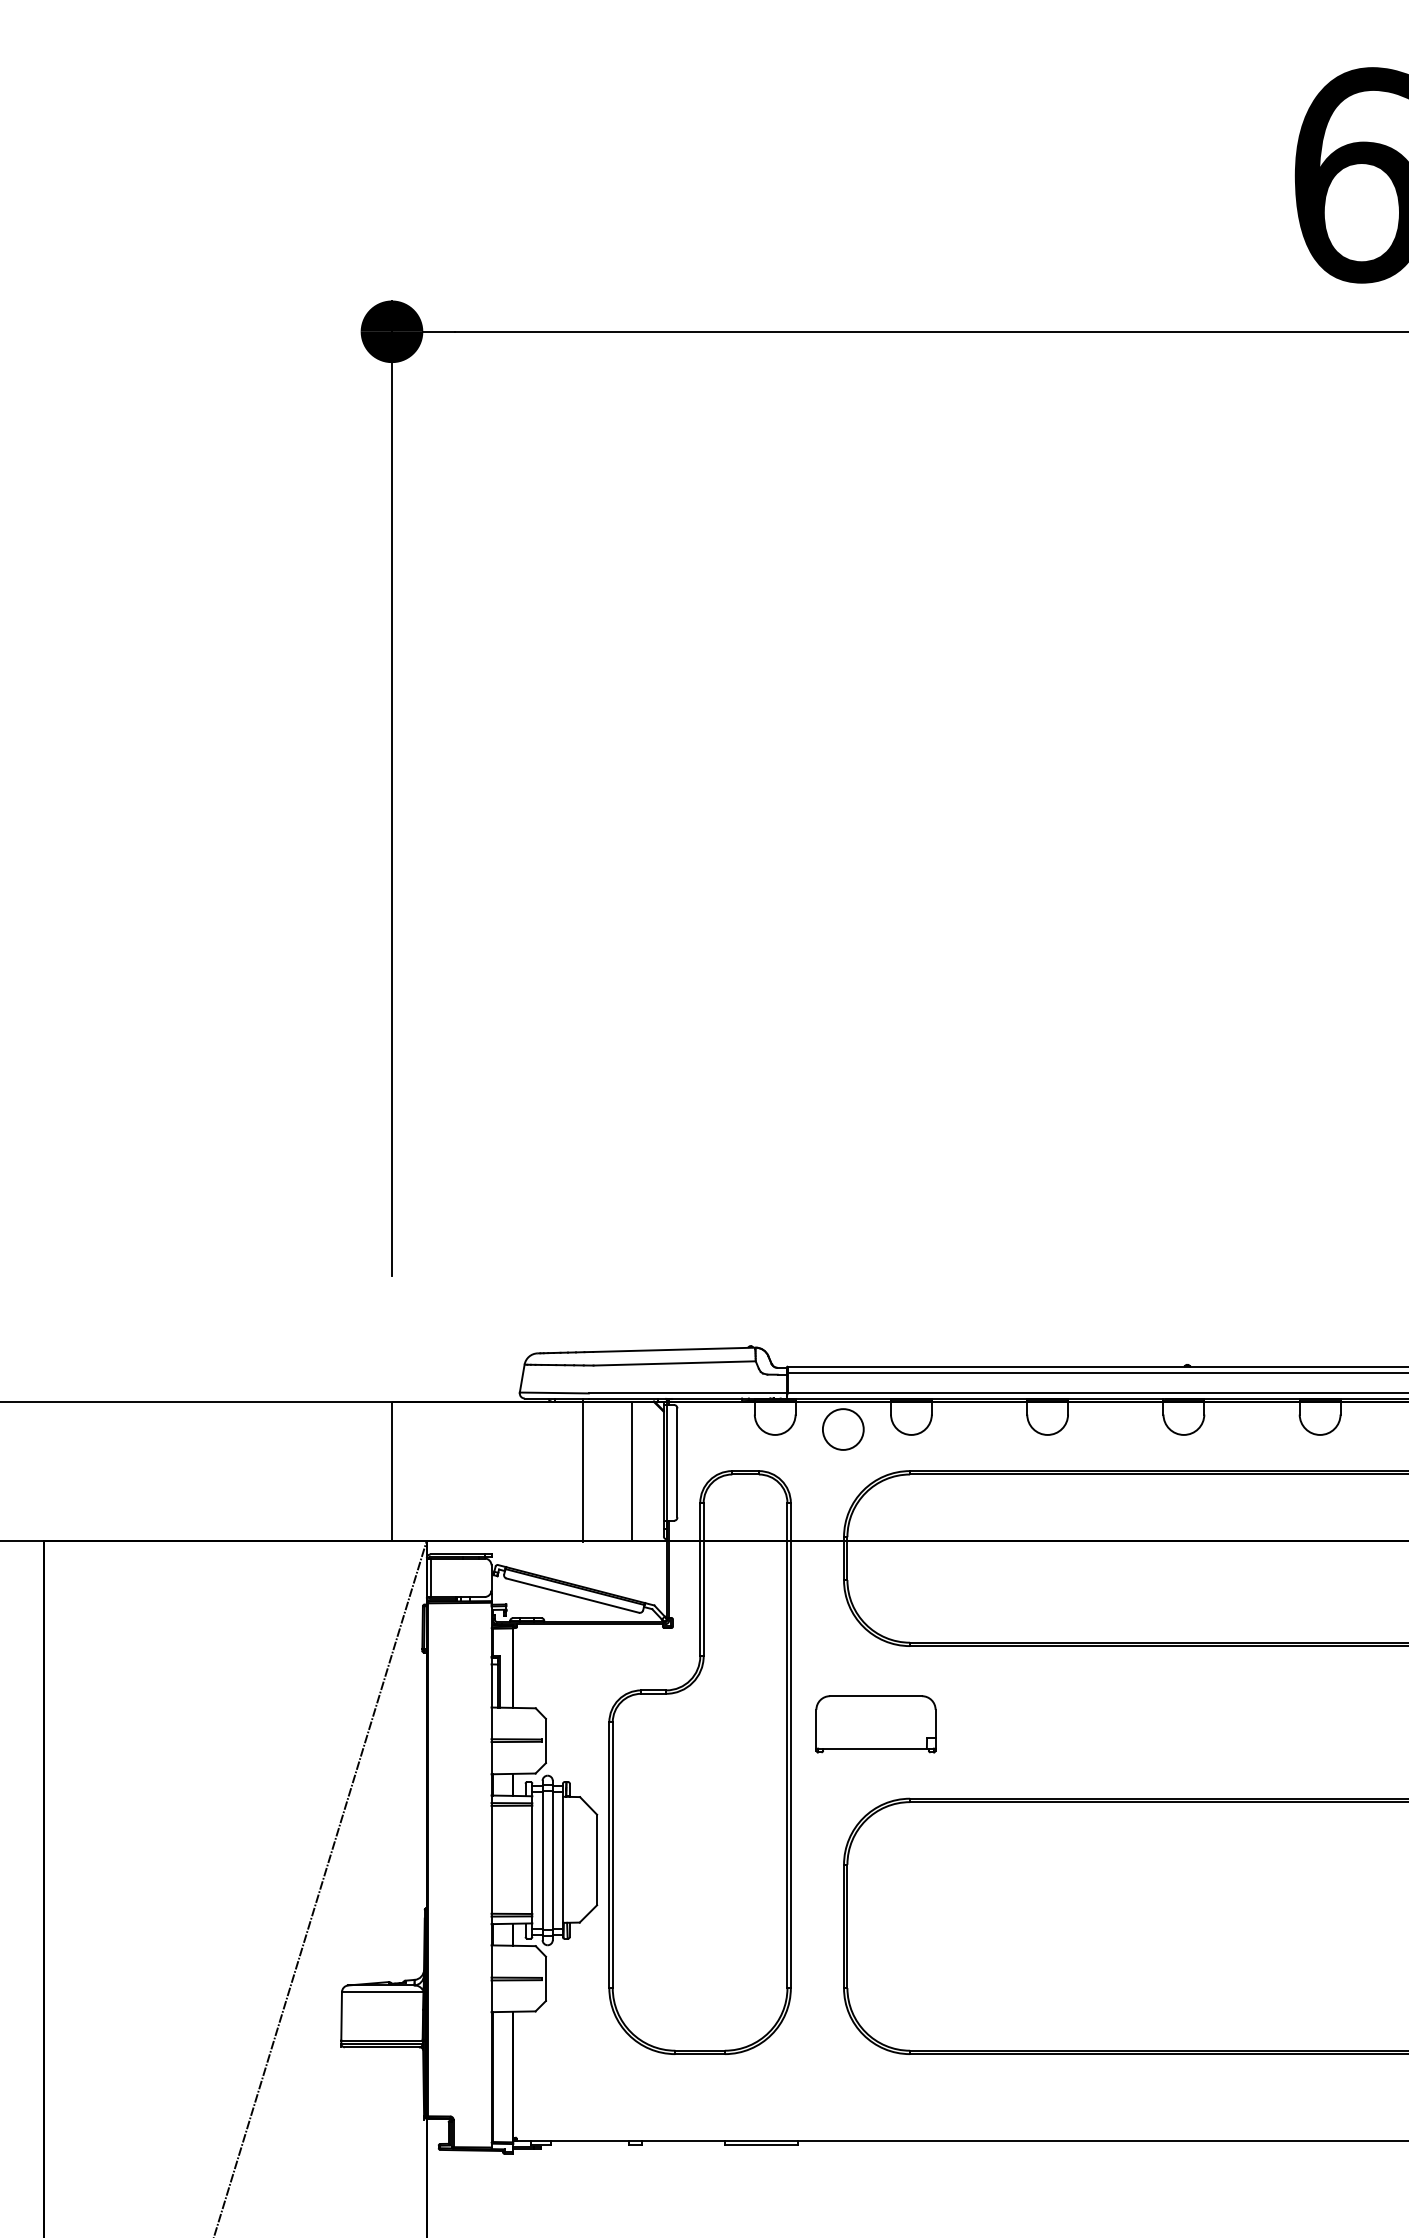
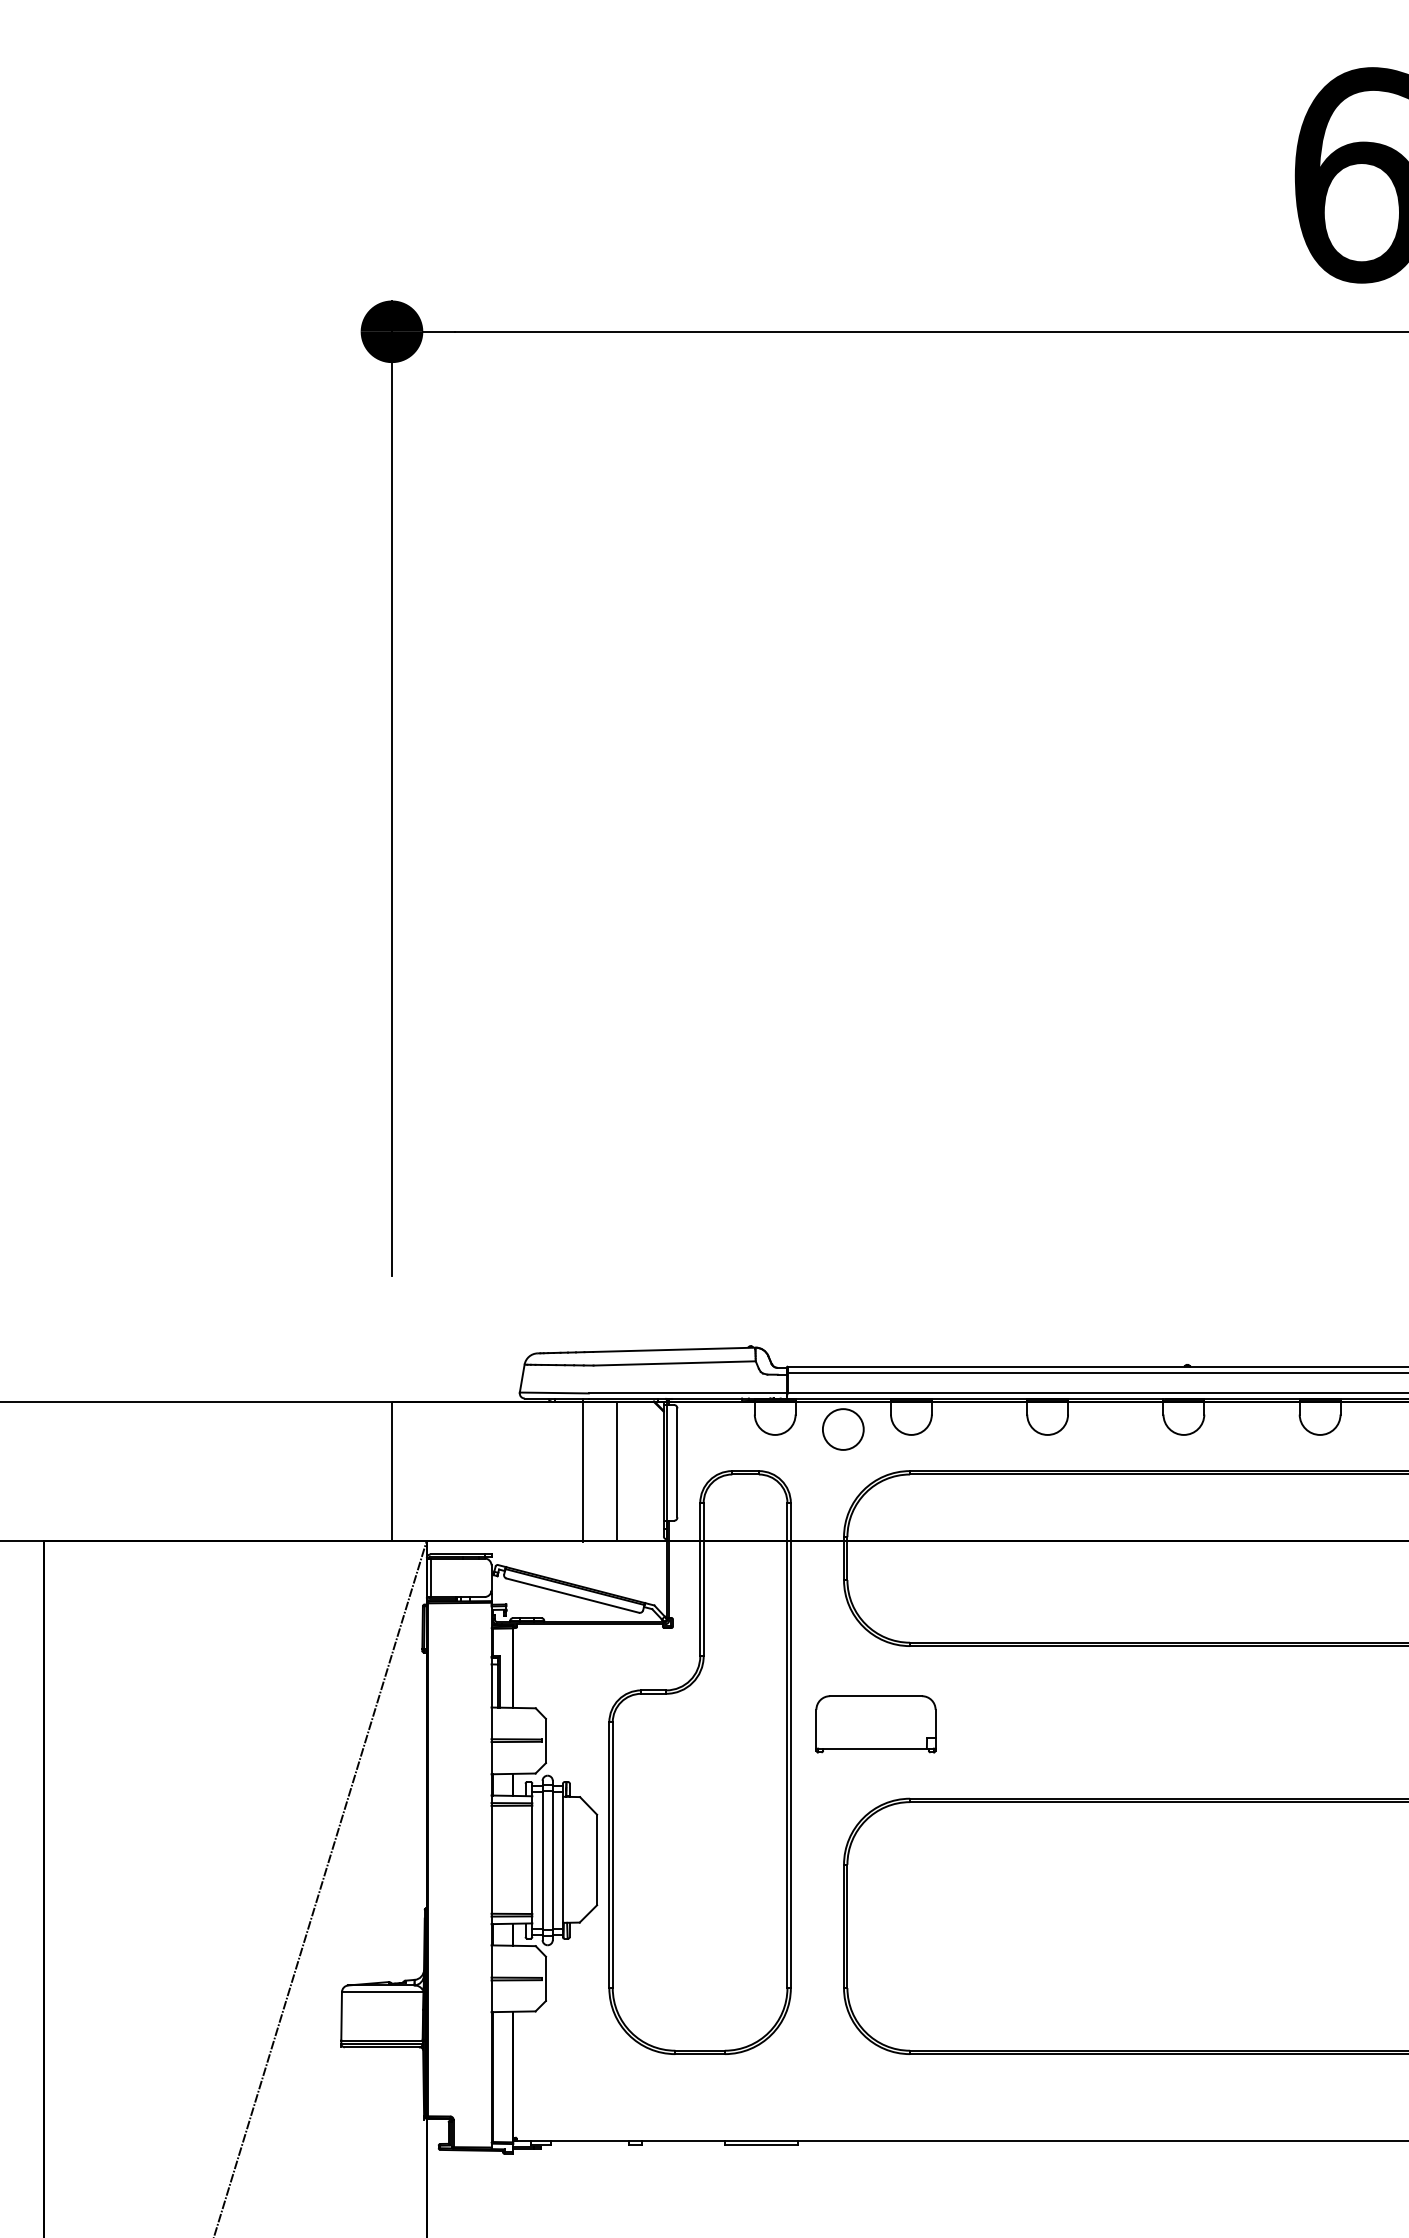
line position: (632, 1470) -> (617, 1470) (617, 1470)
